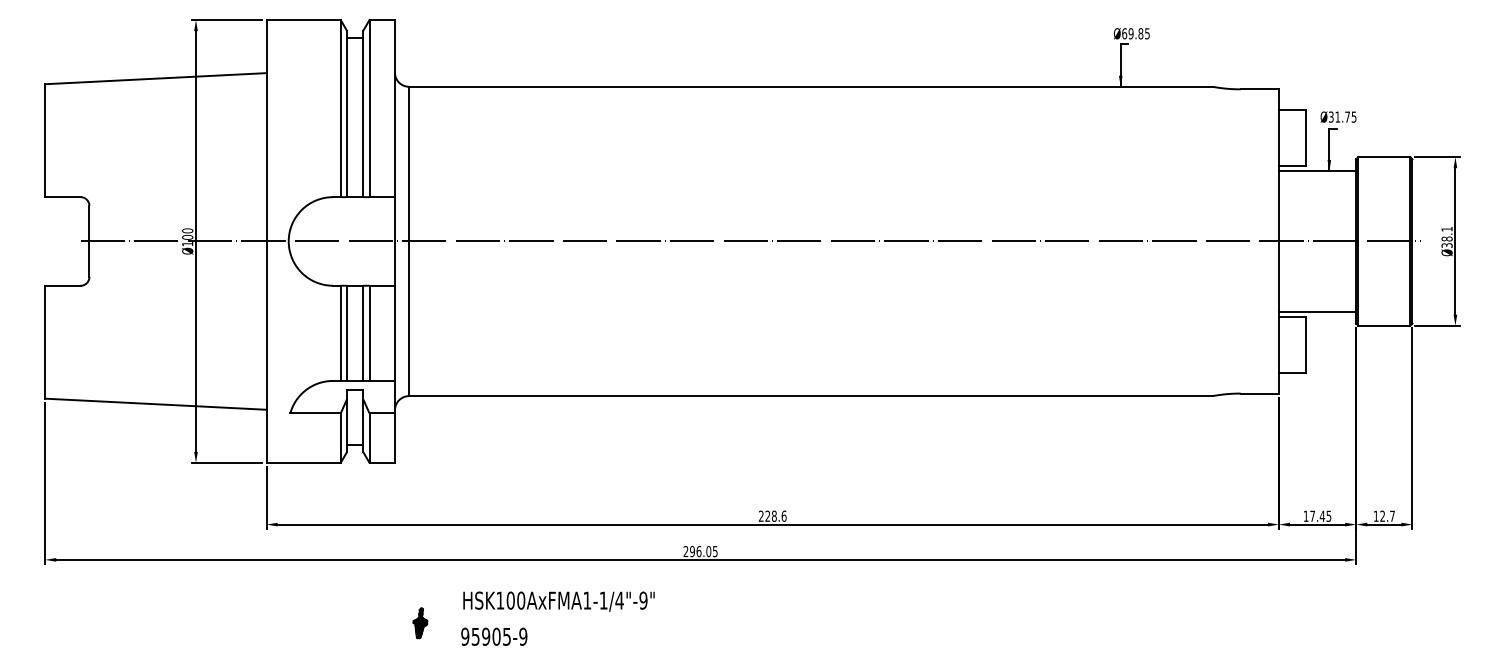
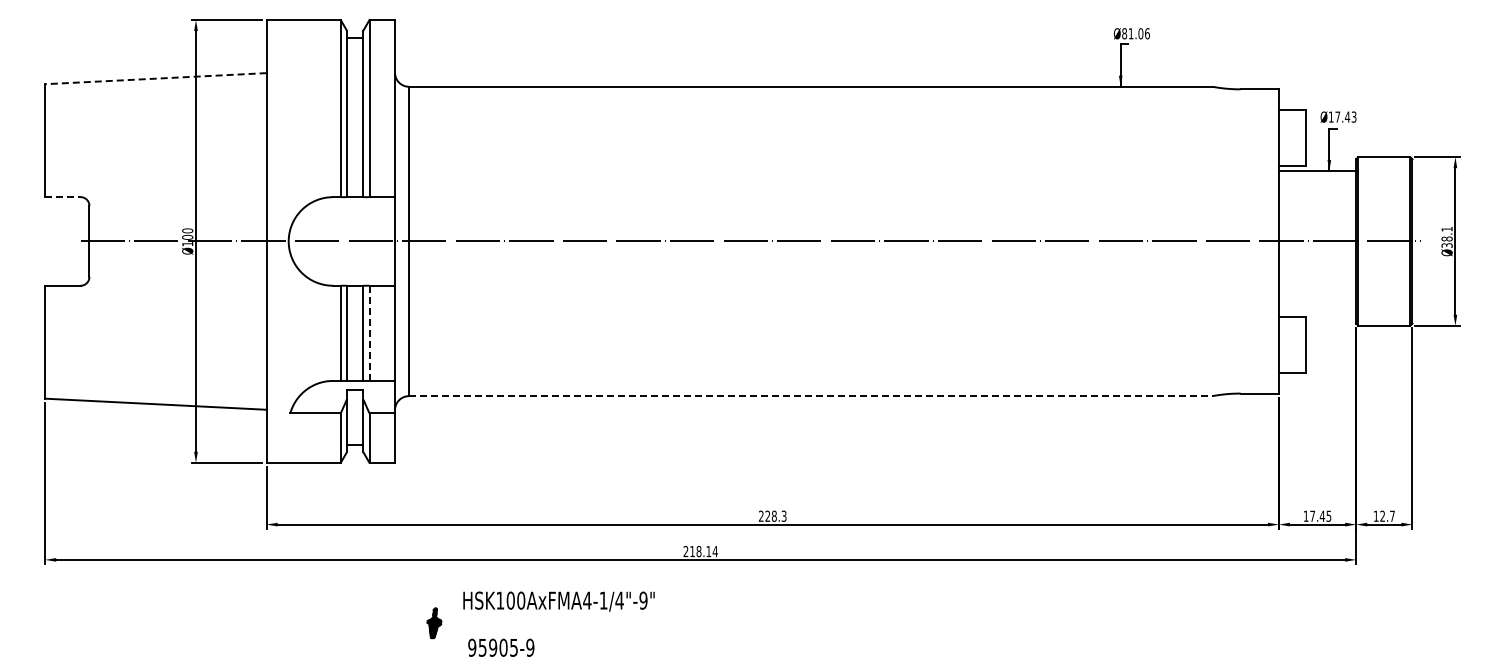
text: 69.85 -> 81.06 (1135, 33)
line: solid -> dashed (155, 78)
text: 31.75 -> 17.43 (1342, 116)
line: solid -> dashed (62, 197)
line: present -> none (1317, 311)
line: solid -> dashed (369, 333)
line: solid -> dashed (810, 396)
text: 228.6 -> 228.3 (783, 515)
text: 296.05 -> 218.14 (703, 551)
text: HSK100AxFMA1-1/4"-9" -> HSK100AxFMA4-1/4"-9" (587, 600)
part position: (420, 623) -> (434, 623) (434, 623)
text position: (494, 636) -> (501, 647) (501, 647)
